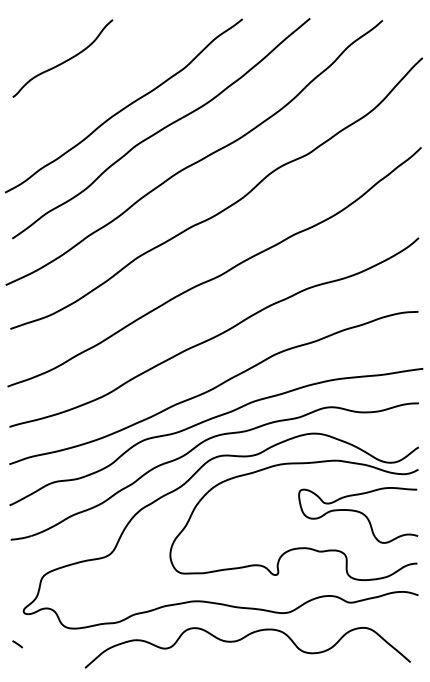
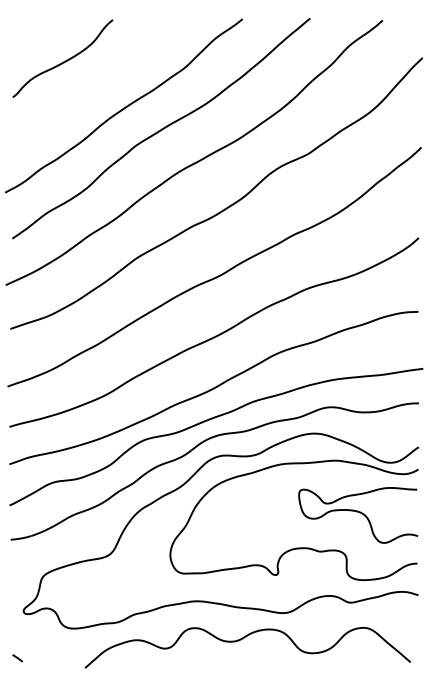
curve position: (17, 644) -> (17, 658) (17, 658)
